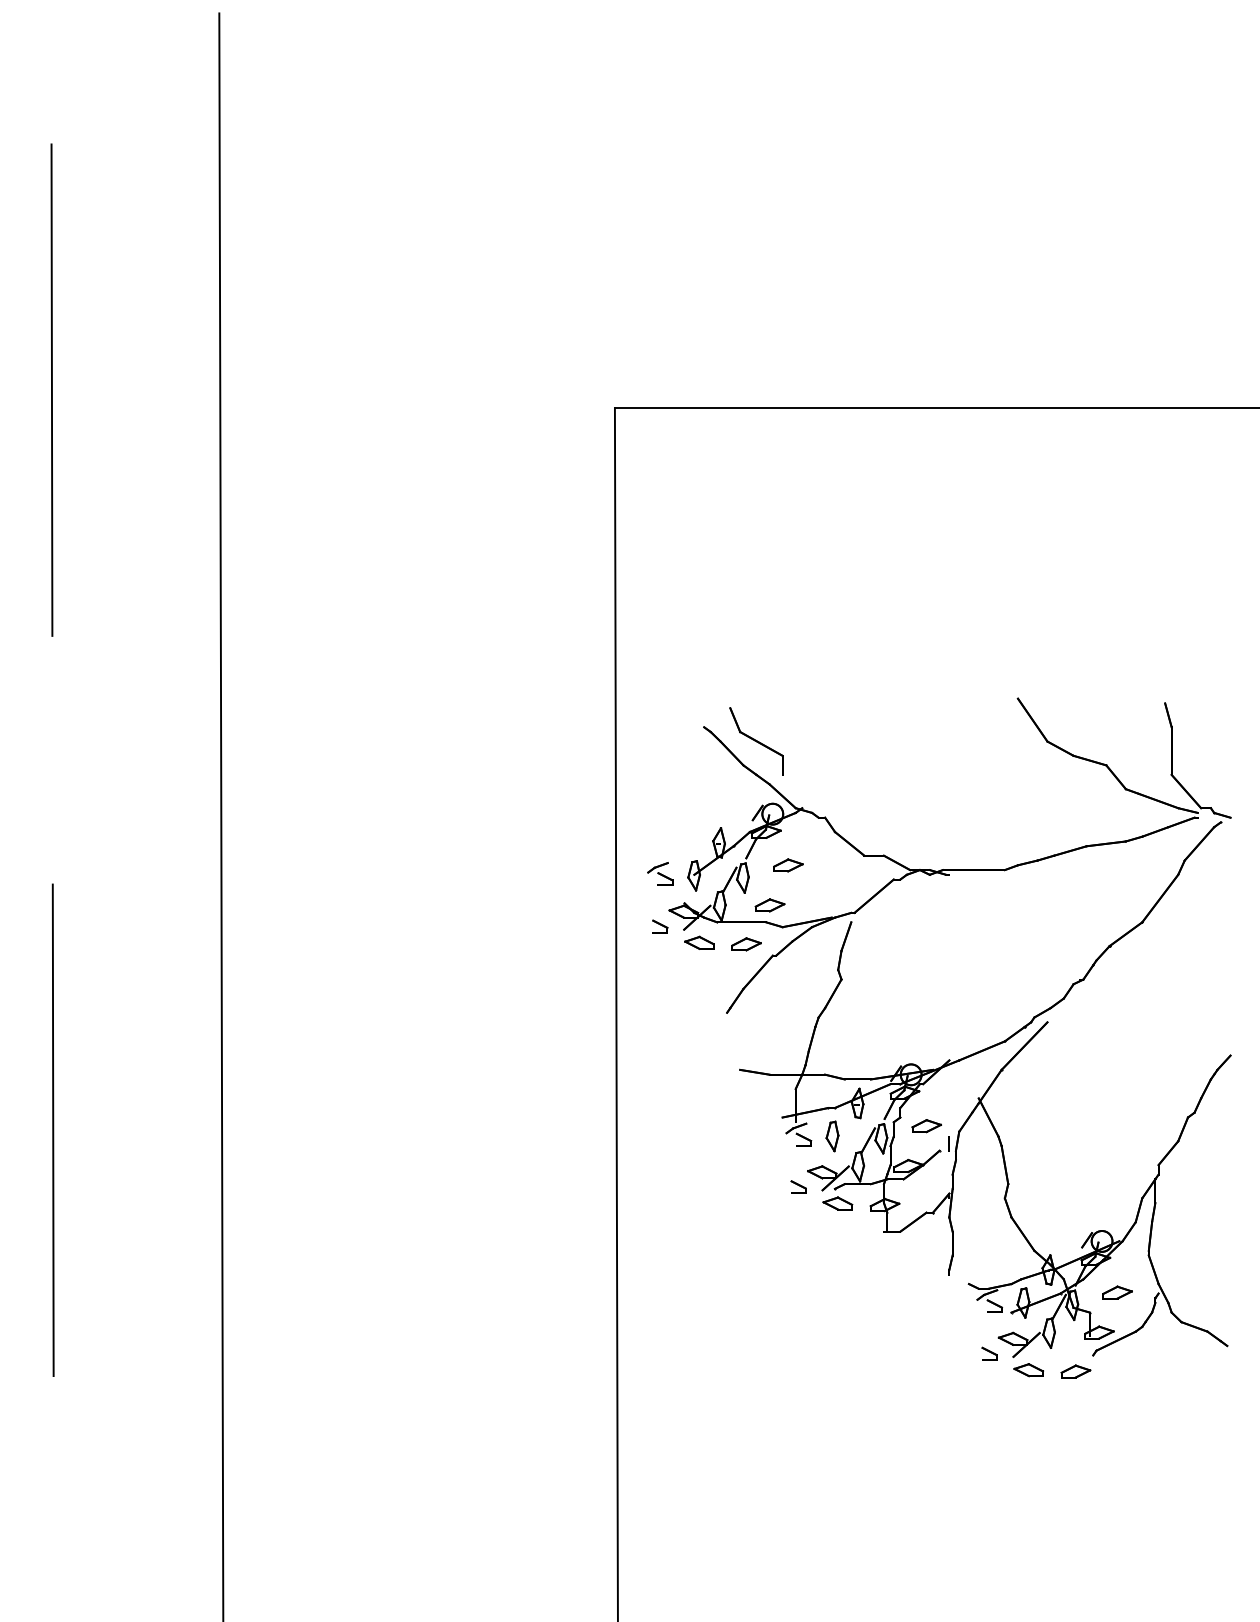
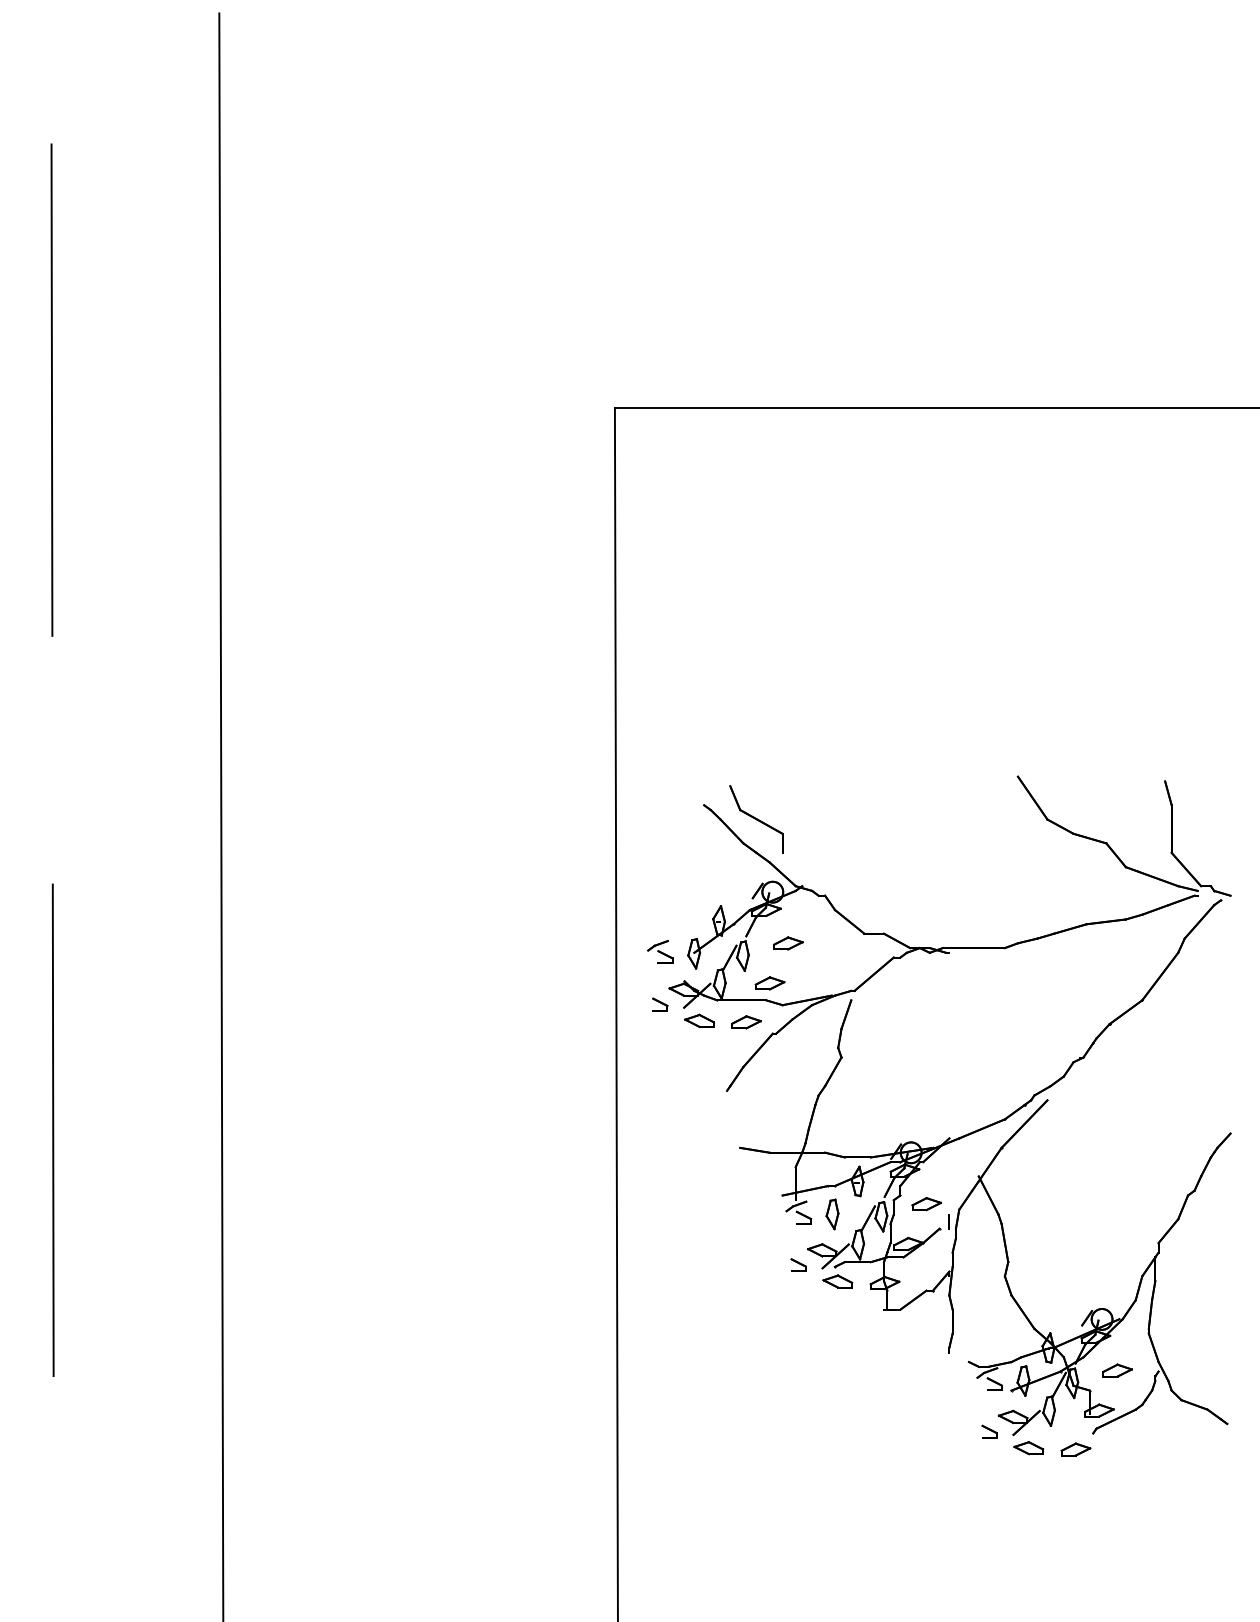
part position: (948, 1059) -> (948, 1137) (948, 1137)
